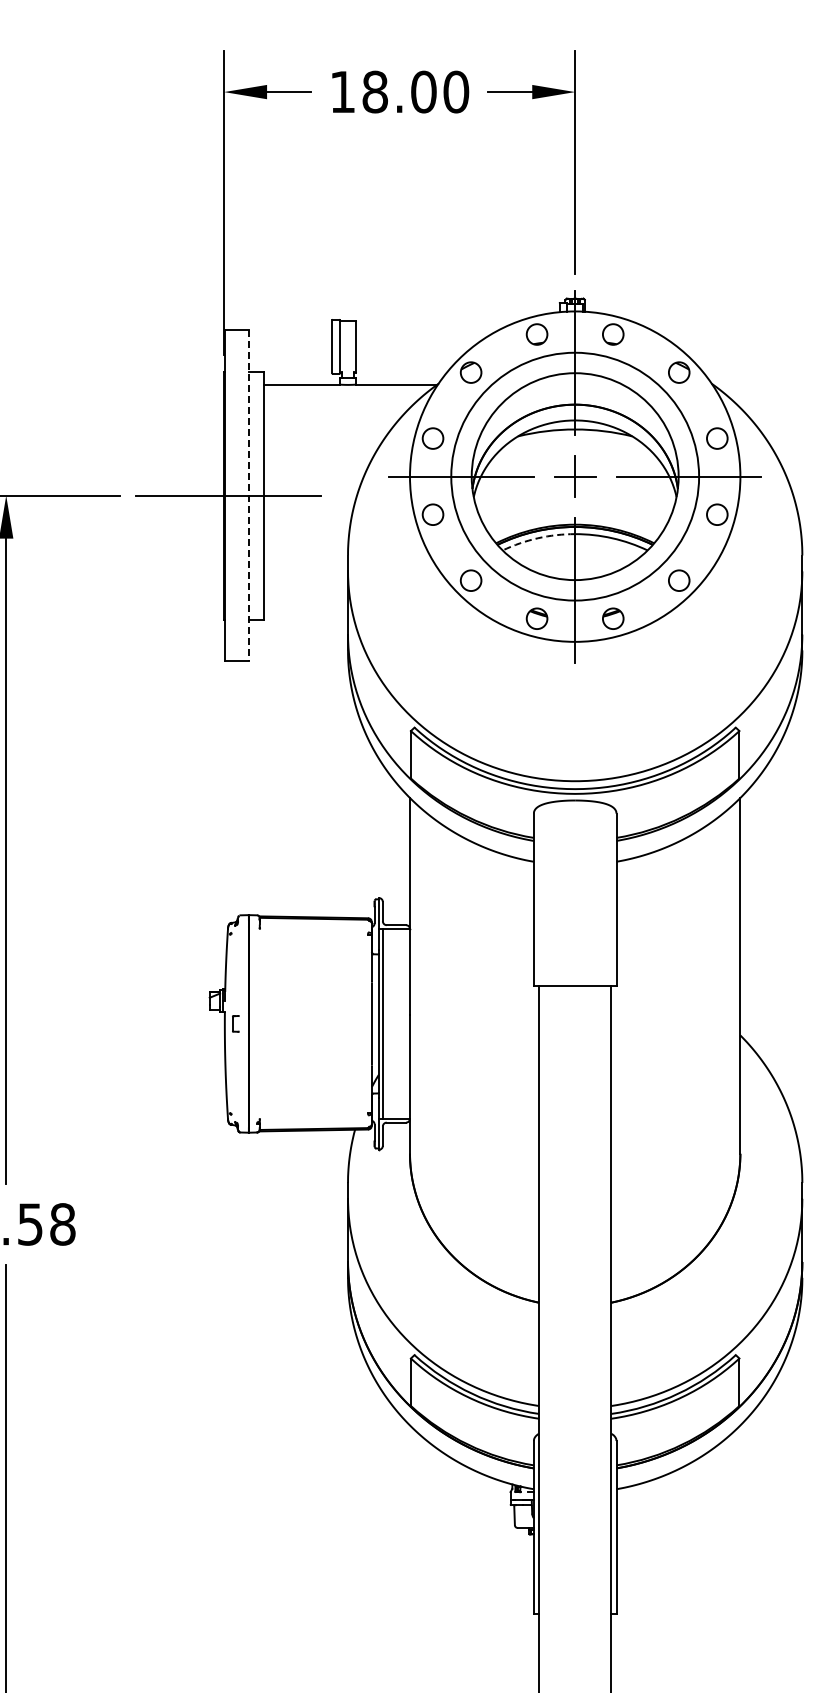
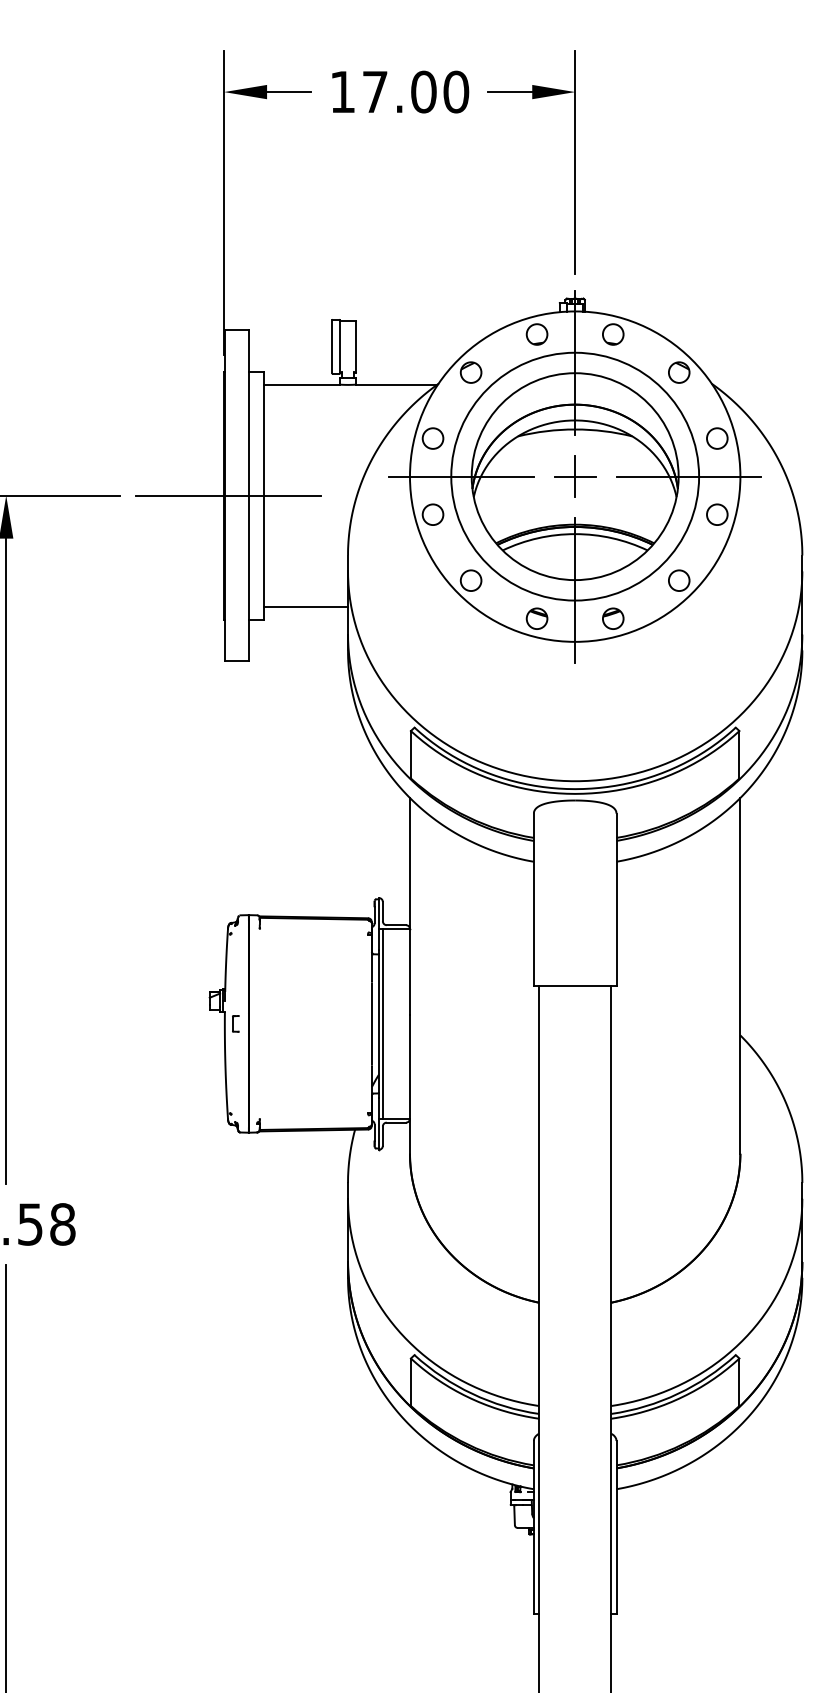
text: 18.00 -> 17.00 (374, 91)
line: dashed -> solid (248, 496)
arc: dashed -> solid (538, 538)
line: none -> present (306, 606)
